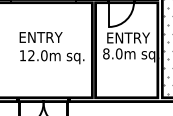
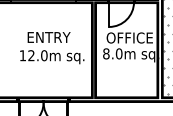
text position: (40, 37) -> (48, 37) (48, 37)
text: ENTRY -> OFFICE (129, 37)
